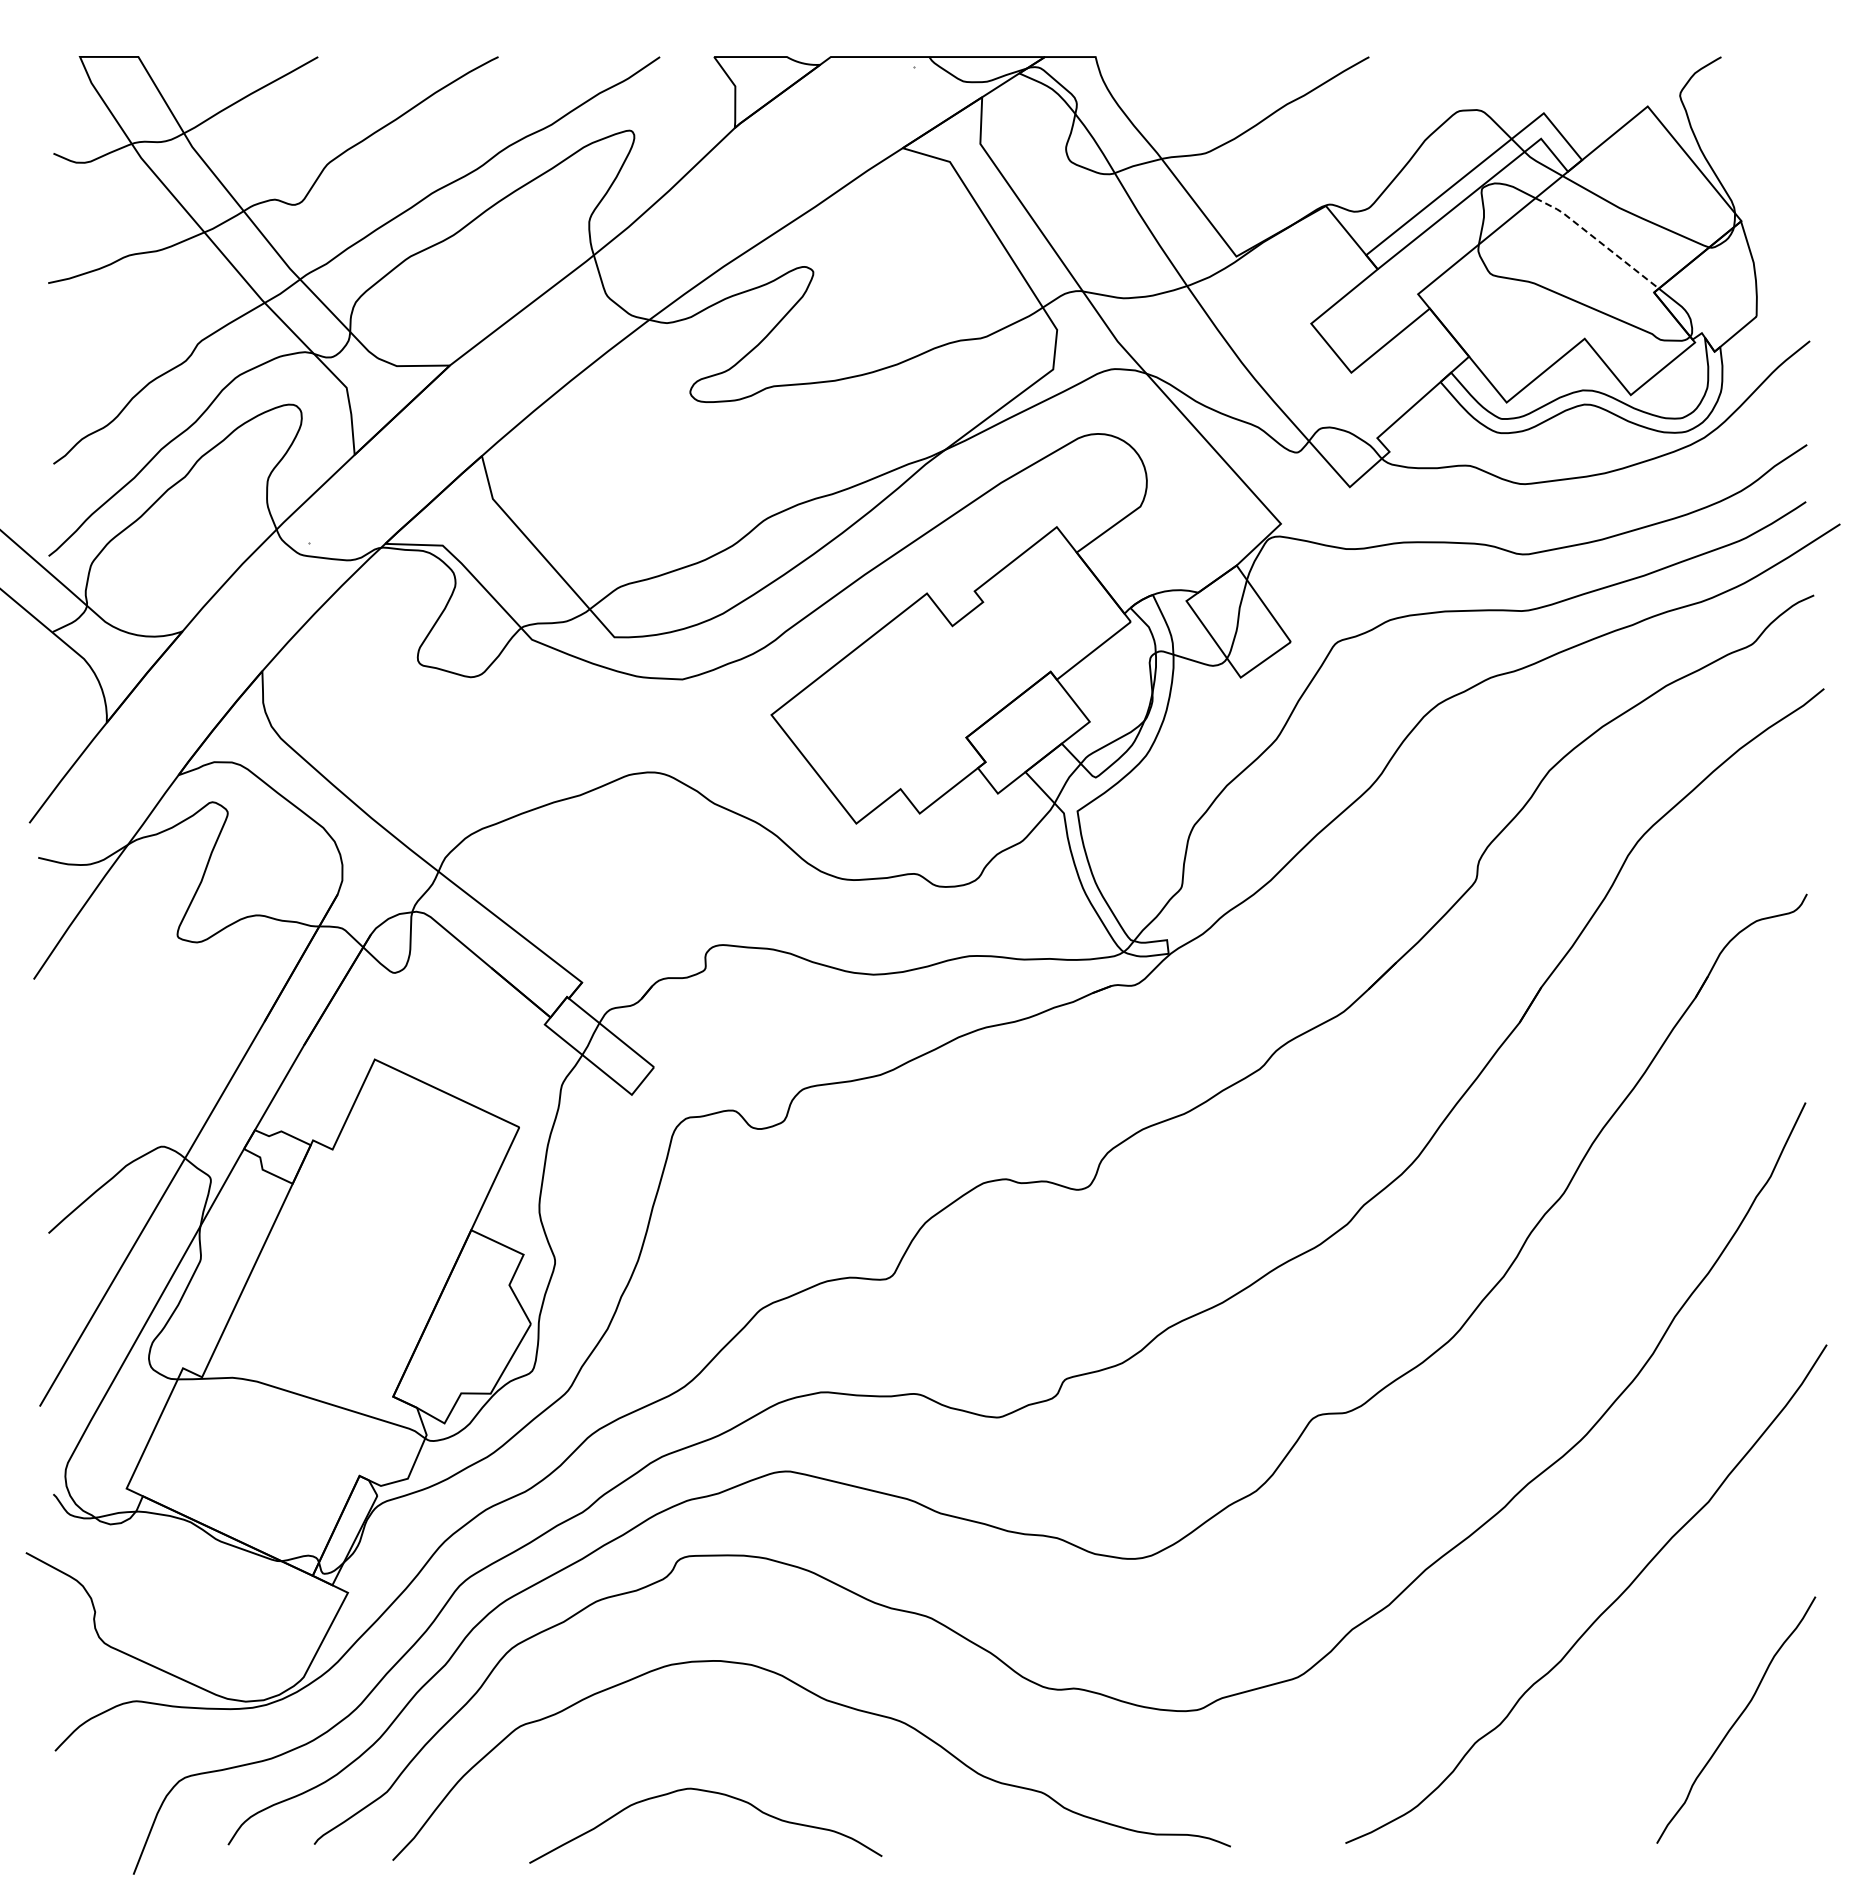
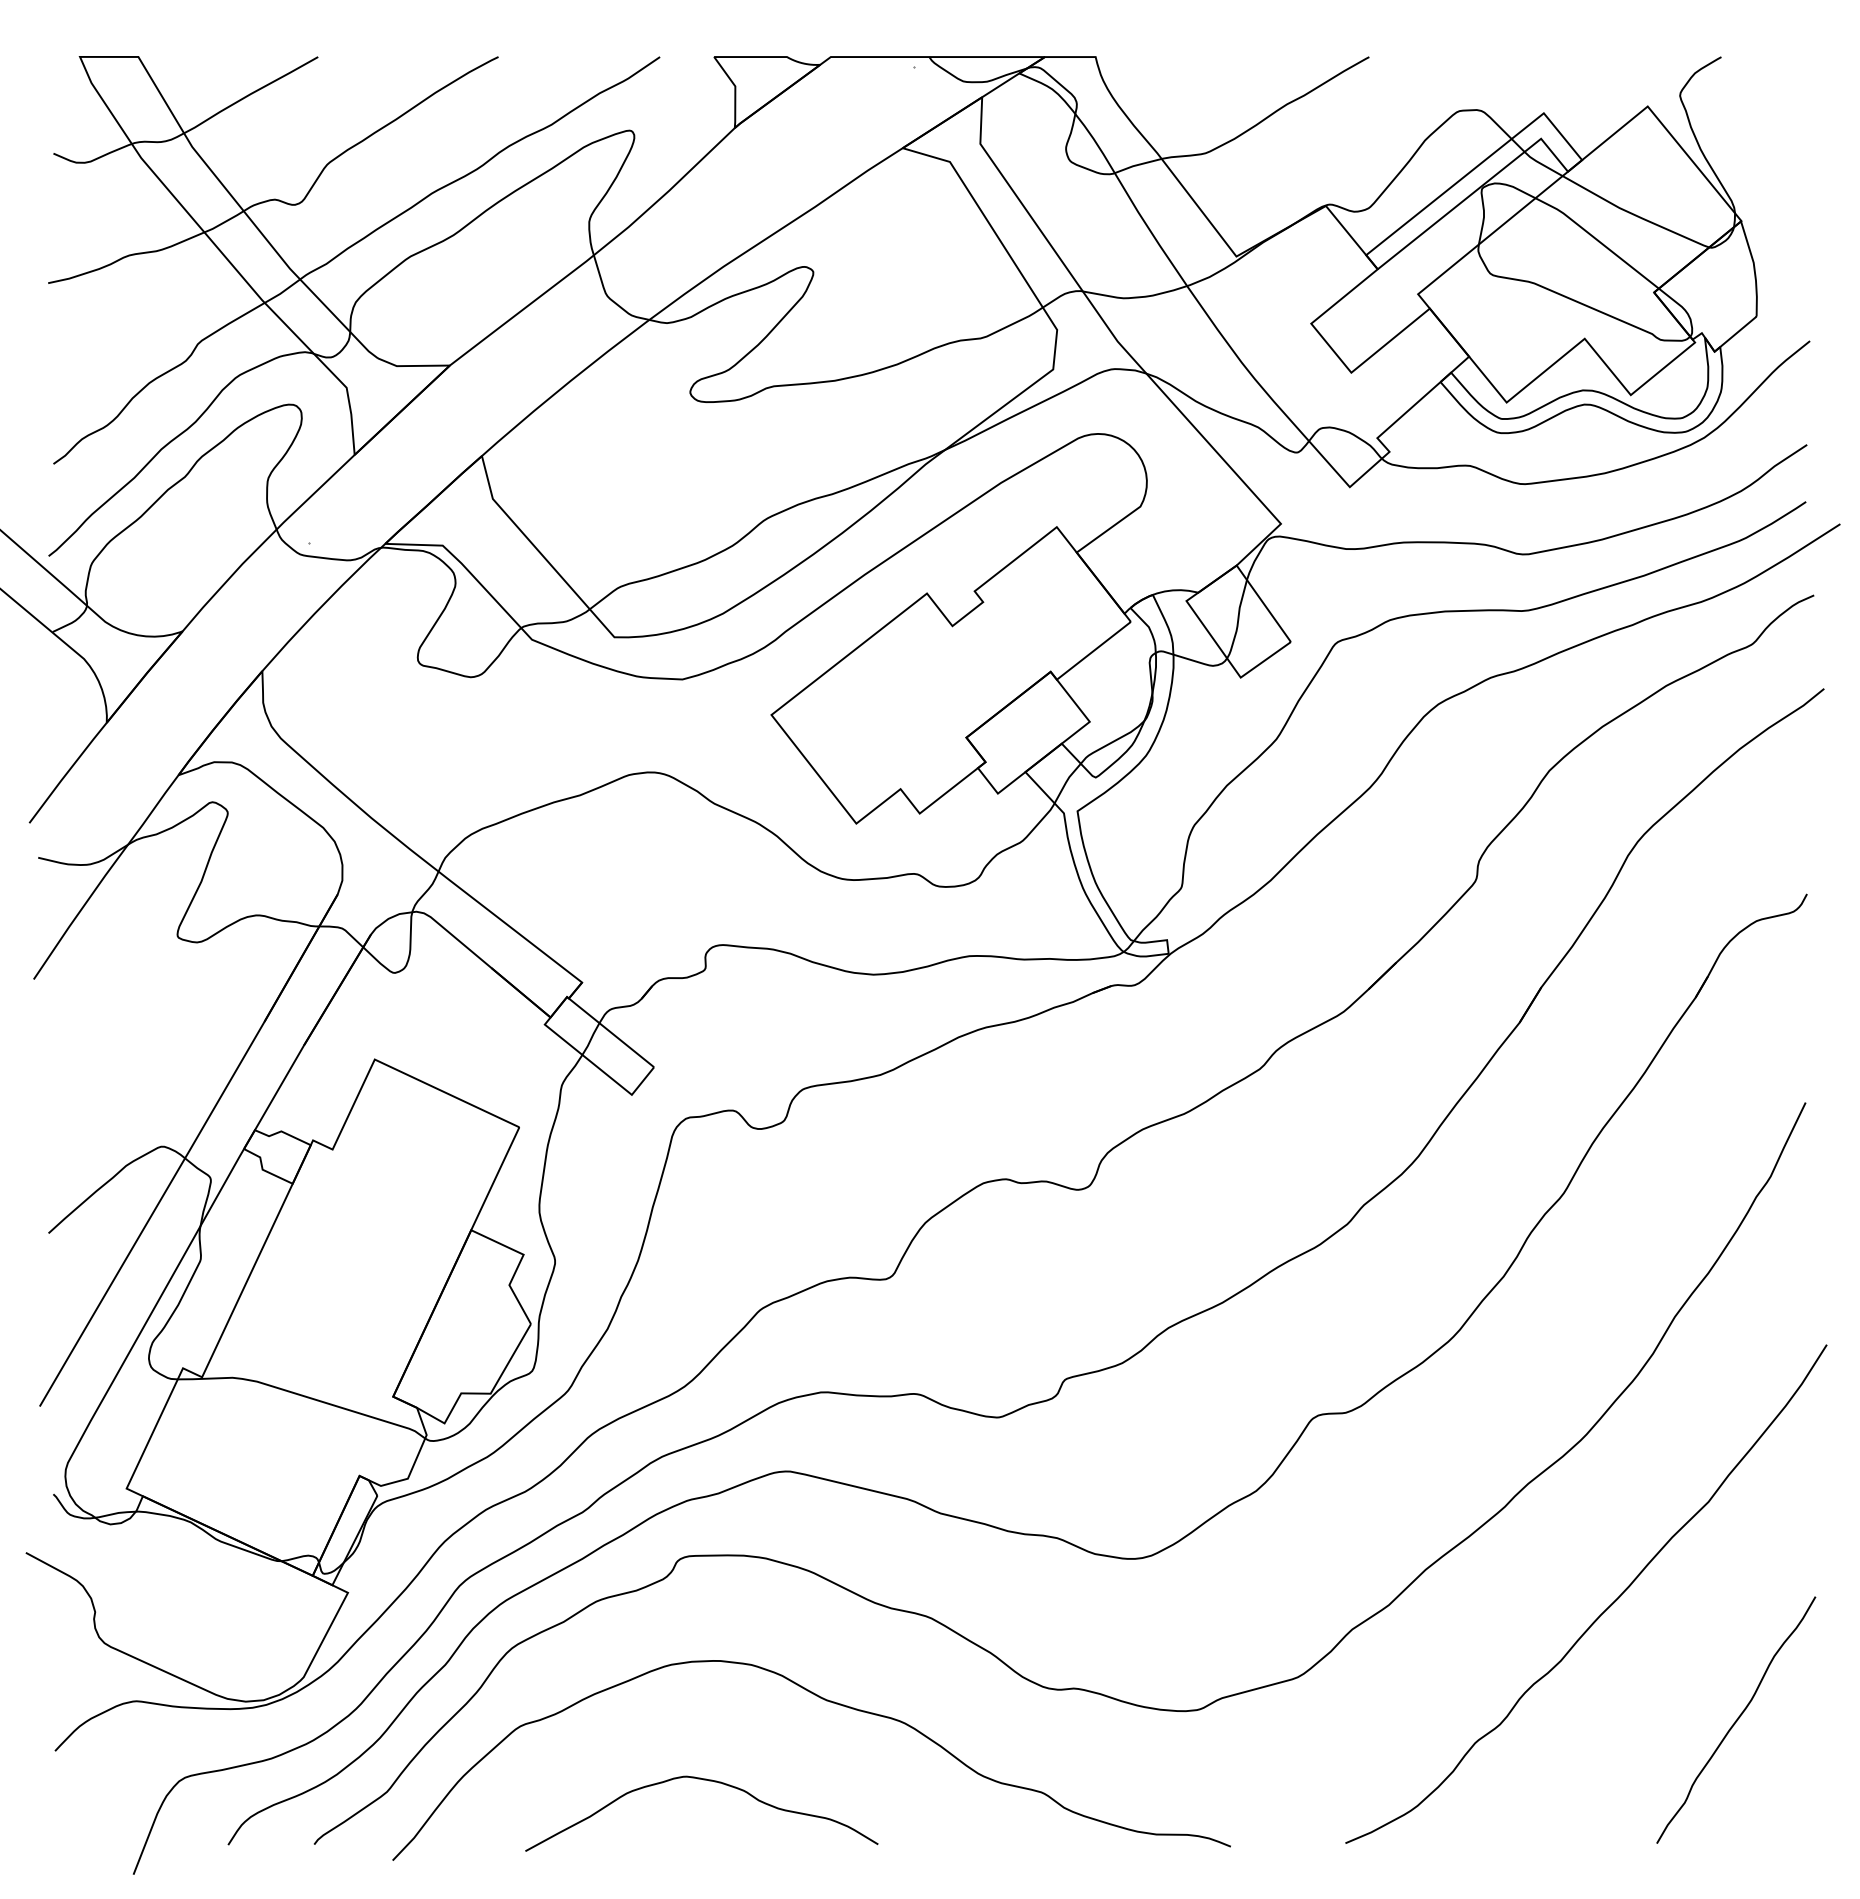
line: dashed -> solid (1597, 240)
curve position: (713, 1793) -> (709, 1781) (709, 1781)
